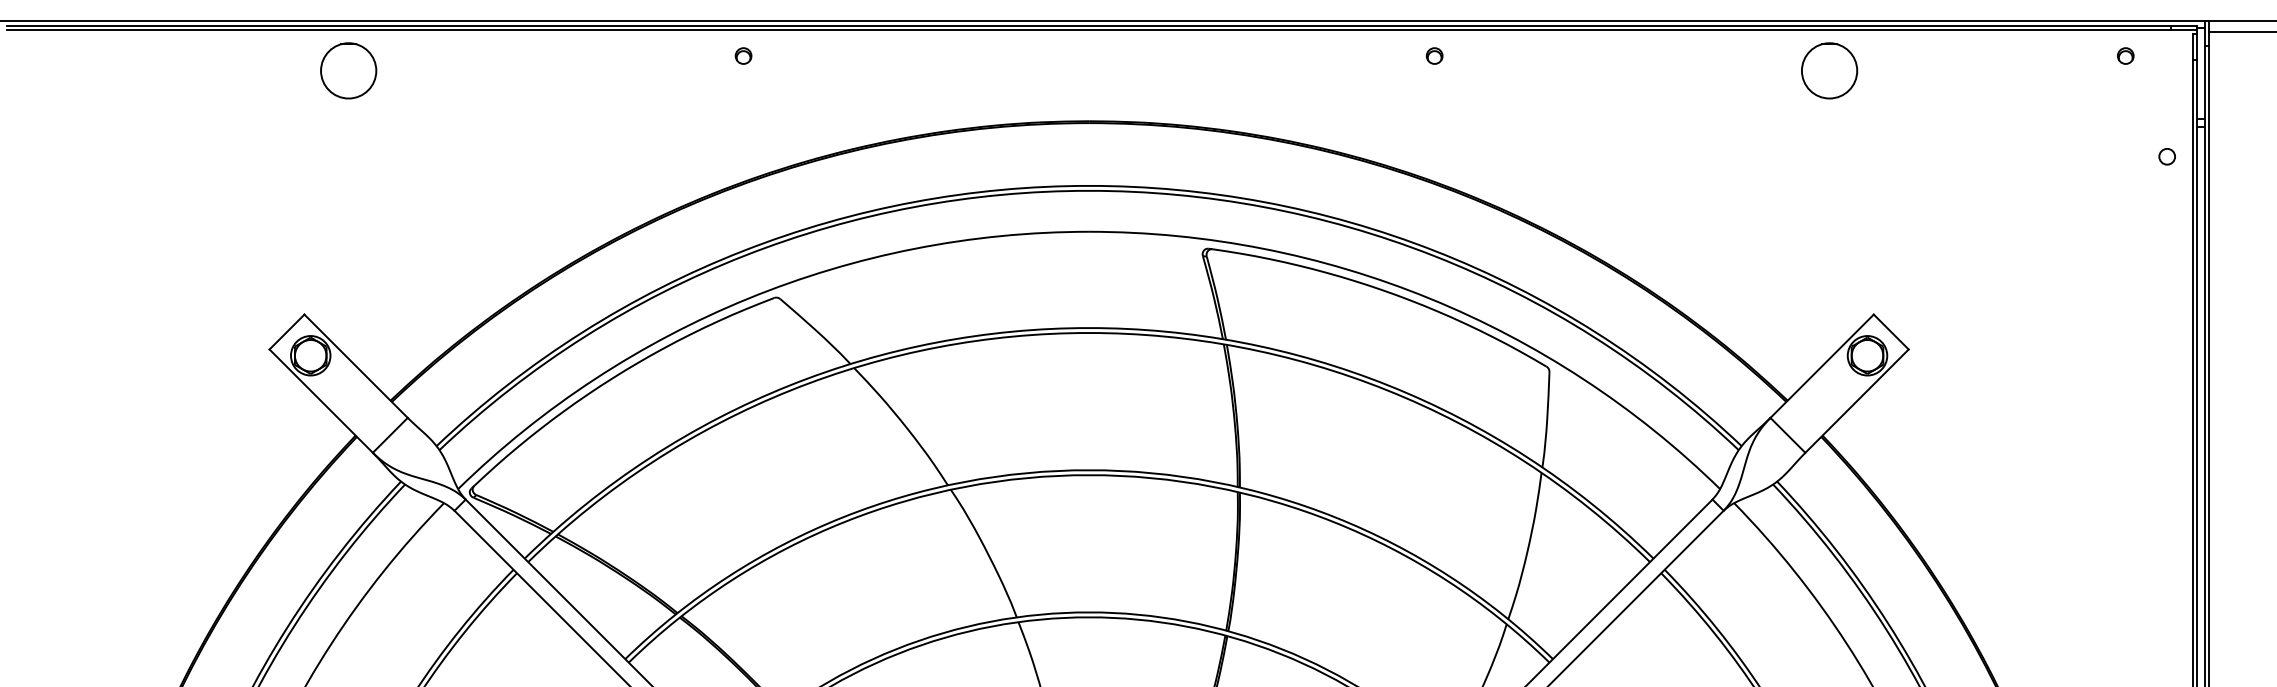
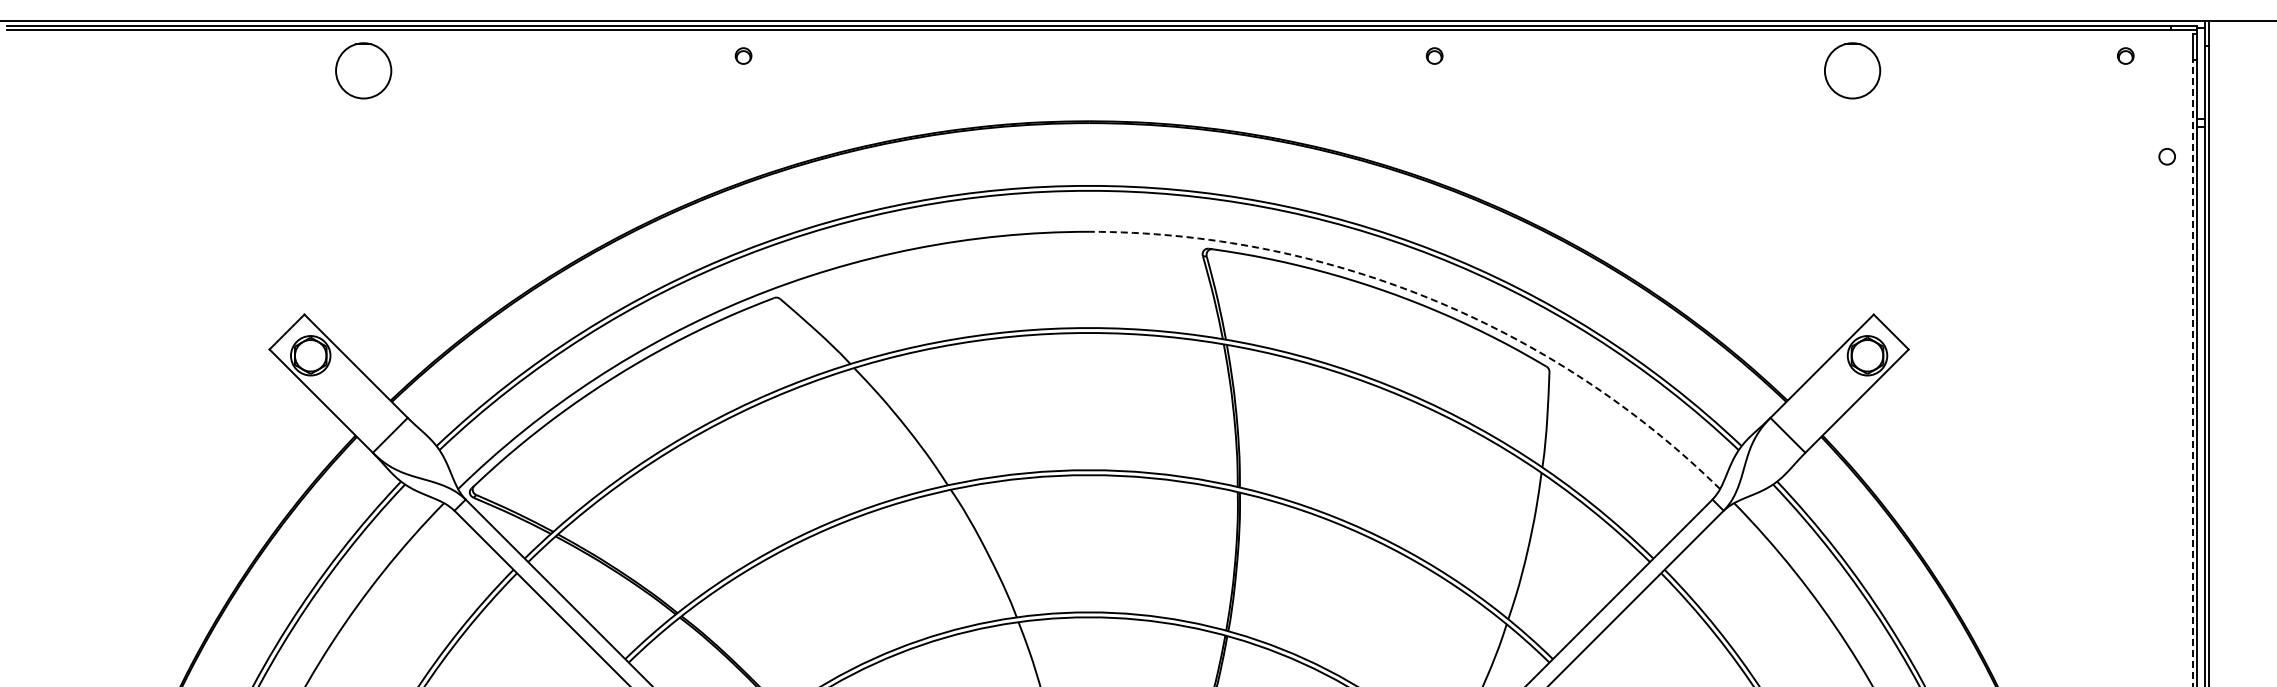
line: present -> none (2240, 32)
circle position: (348, 70) -> (363, 70) (363, 70)
circle position: (1829, 70) -> (1852, 70) (1852, 70)
arc: solid -> dashed (1429, 298)
line: solid -> dashed (2192, 372)
